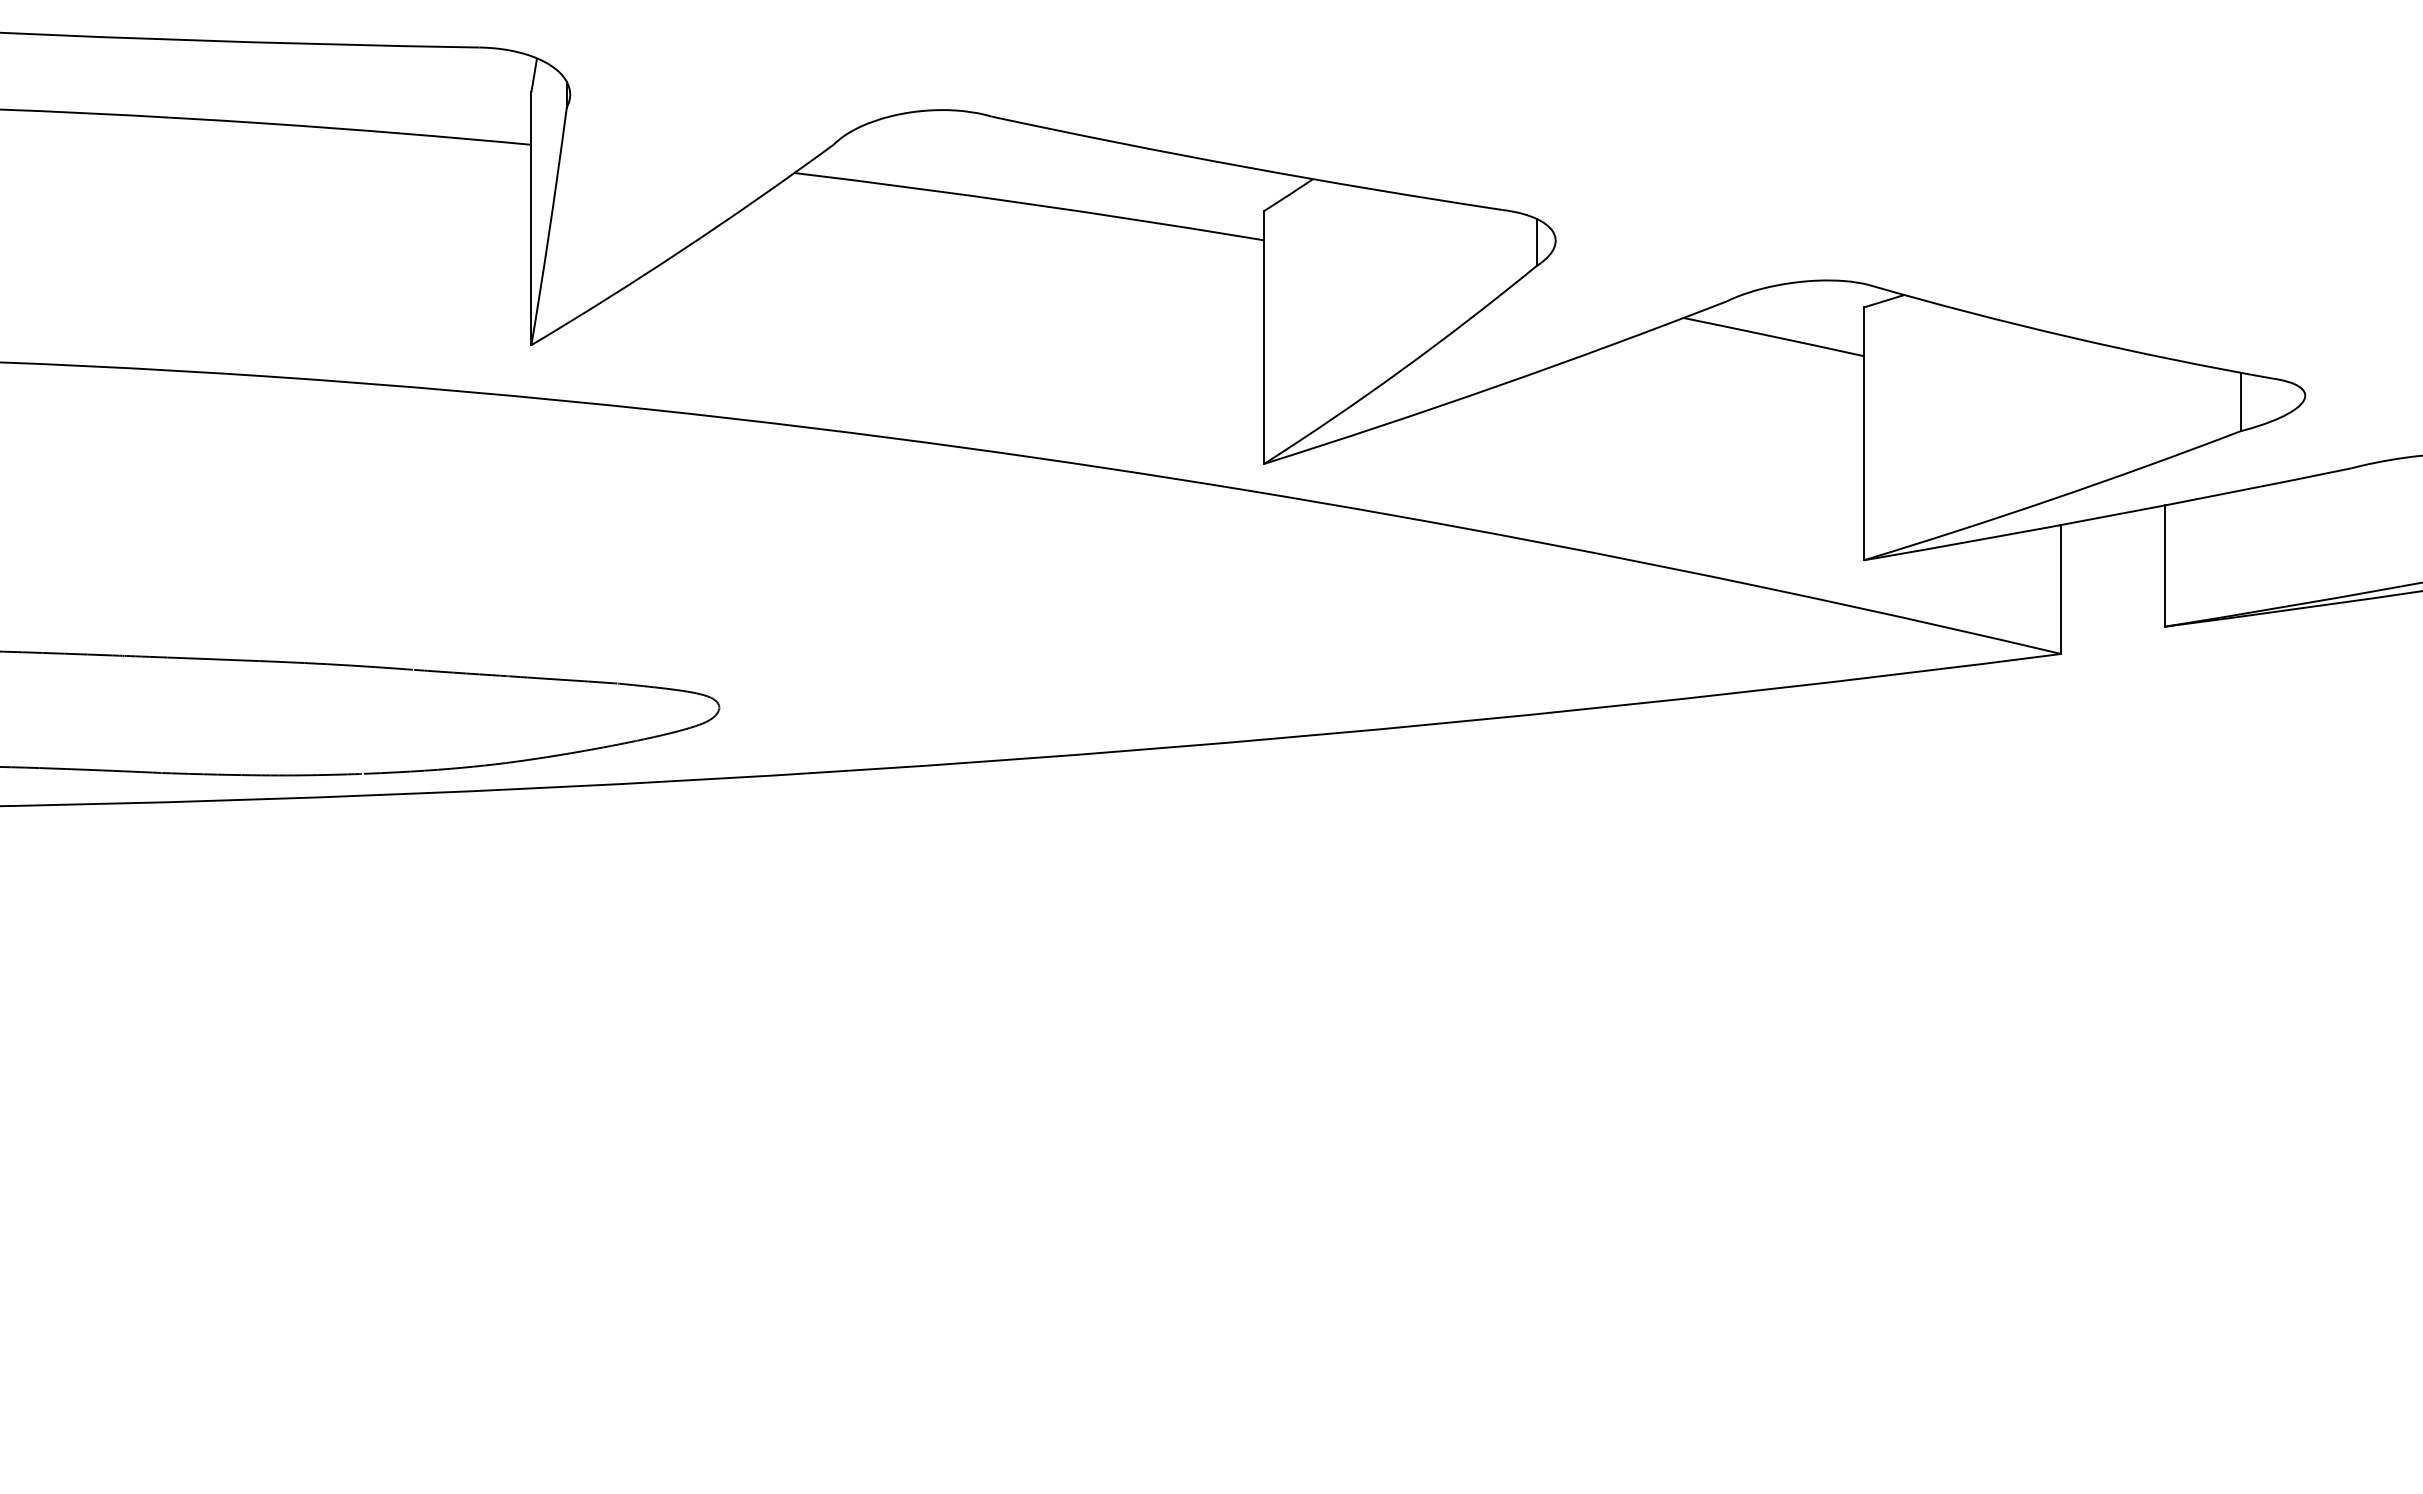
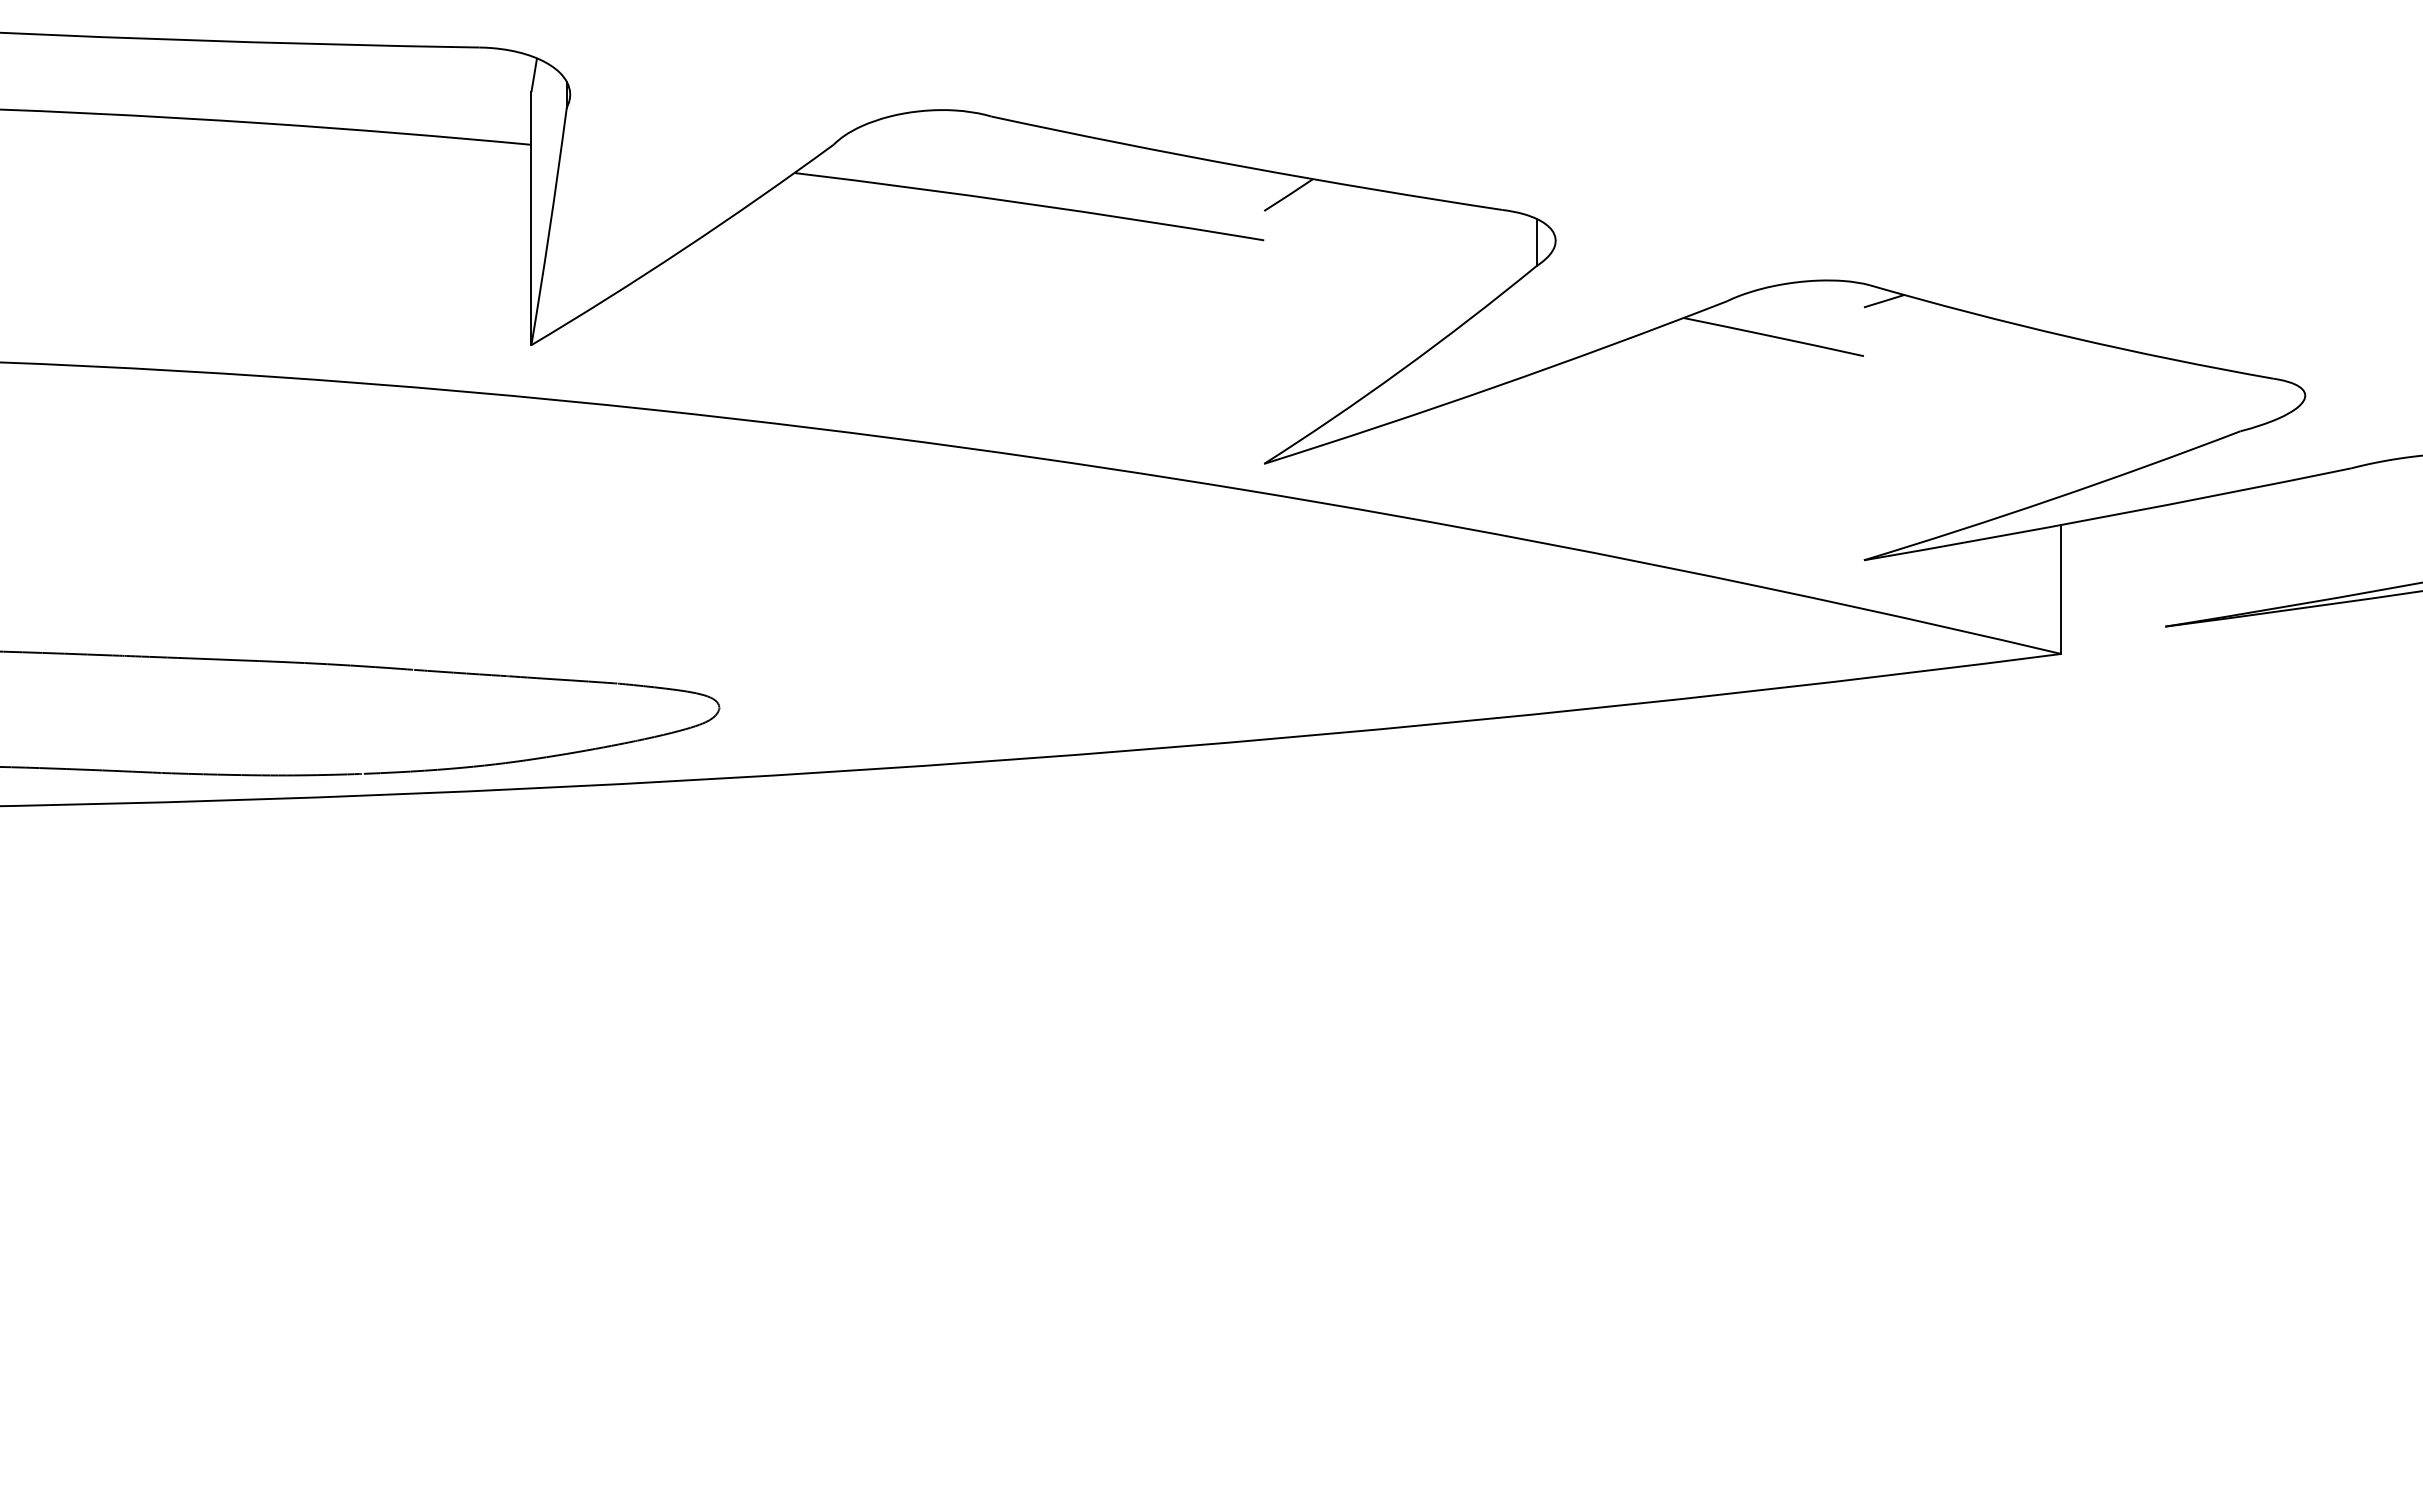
line: present -> none (1264, 337)
line: present -> none (2240, 401)
line: present -> none (1863, 433)
line: present -> none (2165, 565)
